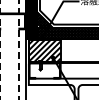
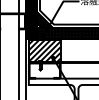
line: dashed -> solid (0, 50)
line: dashed -> solid (19, 50)
